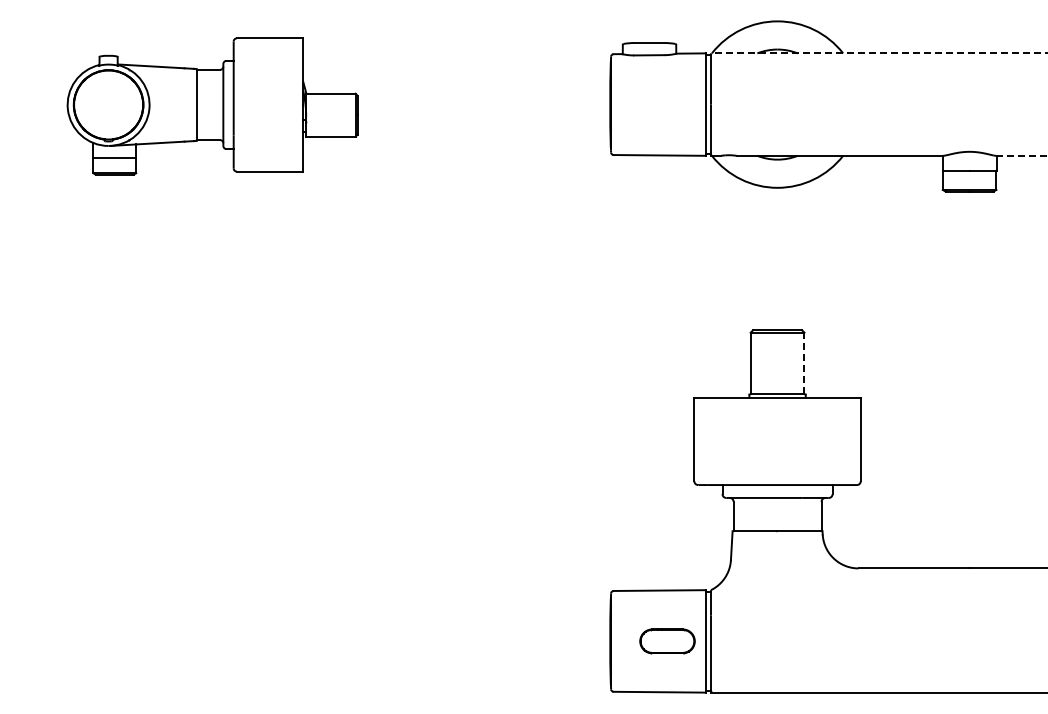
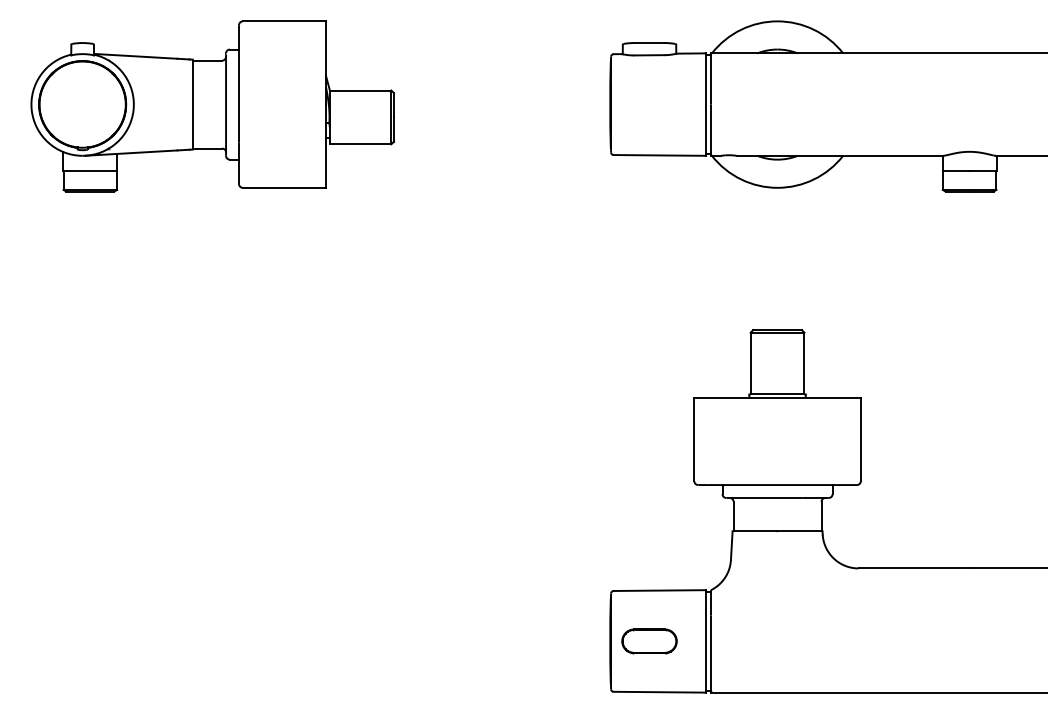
line: dashed -> solid (878, 53)
part size: 293x139 px -> 365x173 px (212, 106)
line: dashed -> solid (1021, 155)
line: dashed -> solid (804, 363)
part position: (667, 641) -> (649, 641) (649, 641)
